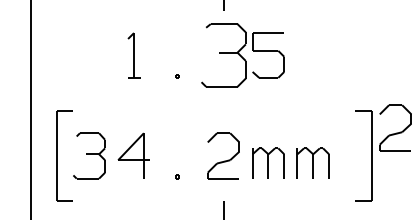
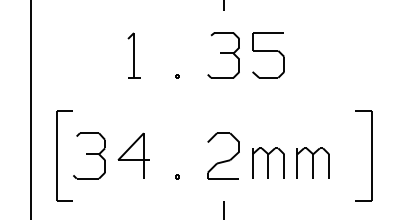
part size: 46x65 px -> 33x47 px (223, 55)
part: present -> none (395, 127)
